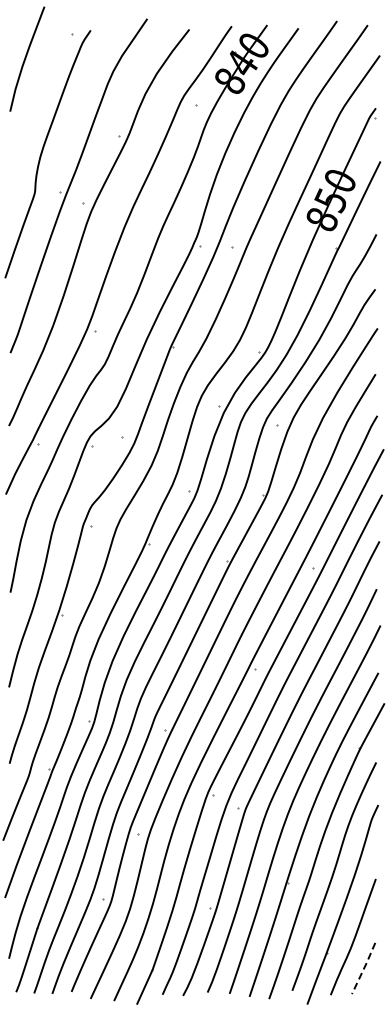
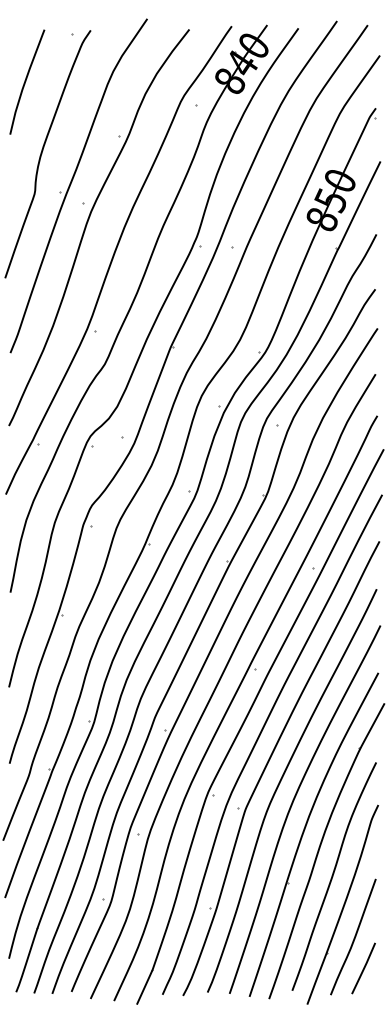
curve position: (26, 58) -> (26, 81) (26, 81)
line: dashed -> solid (363, 968)
